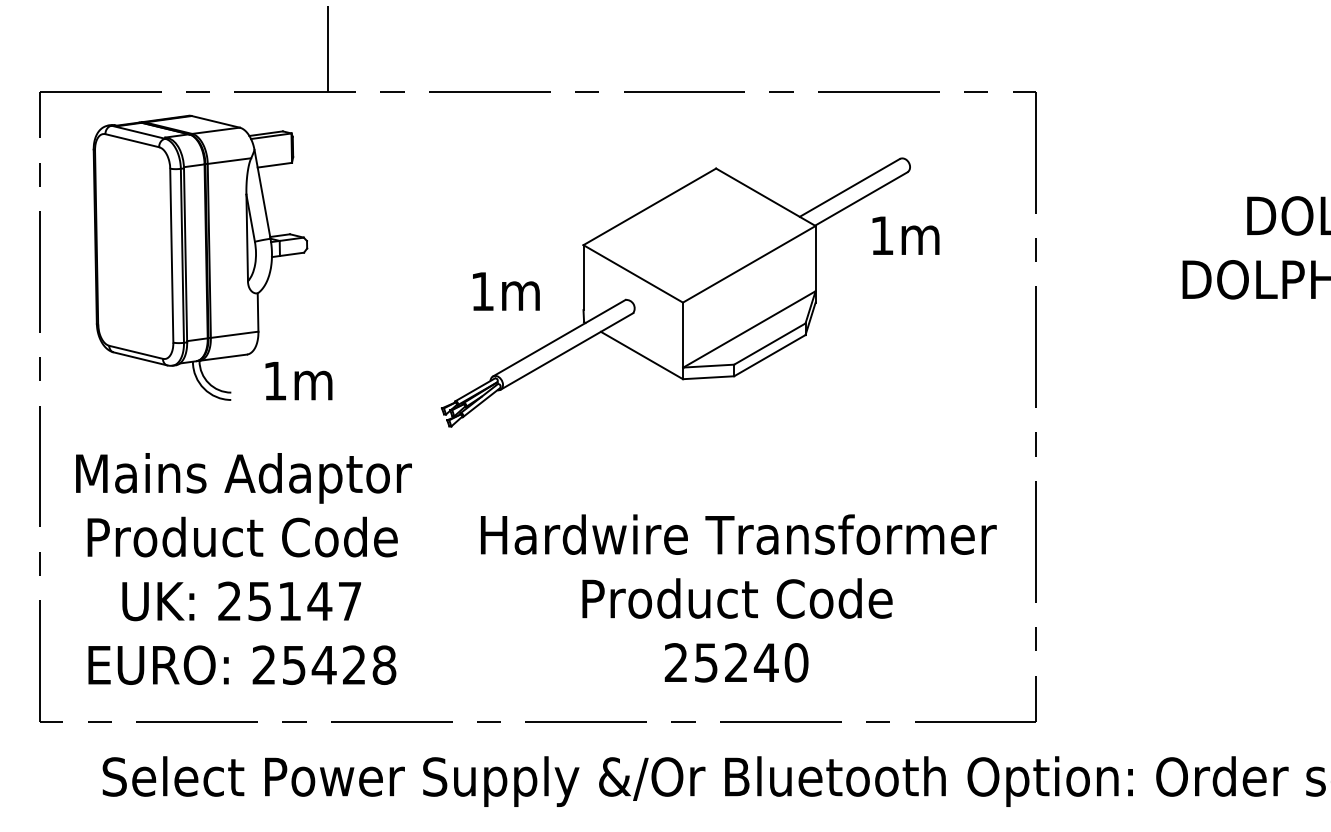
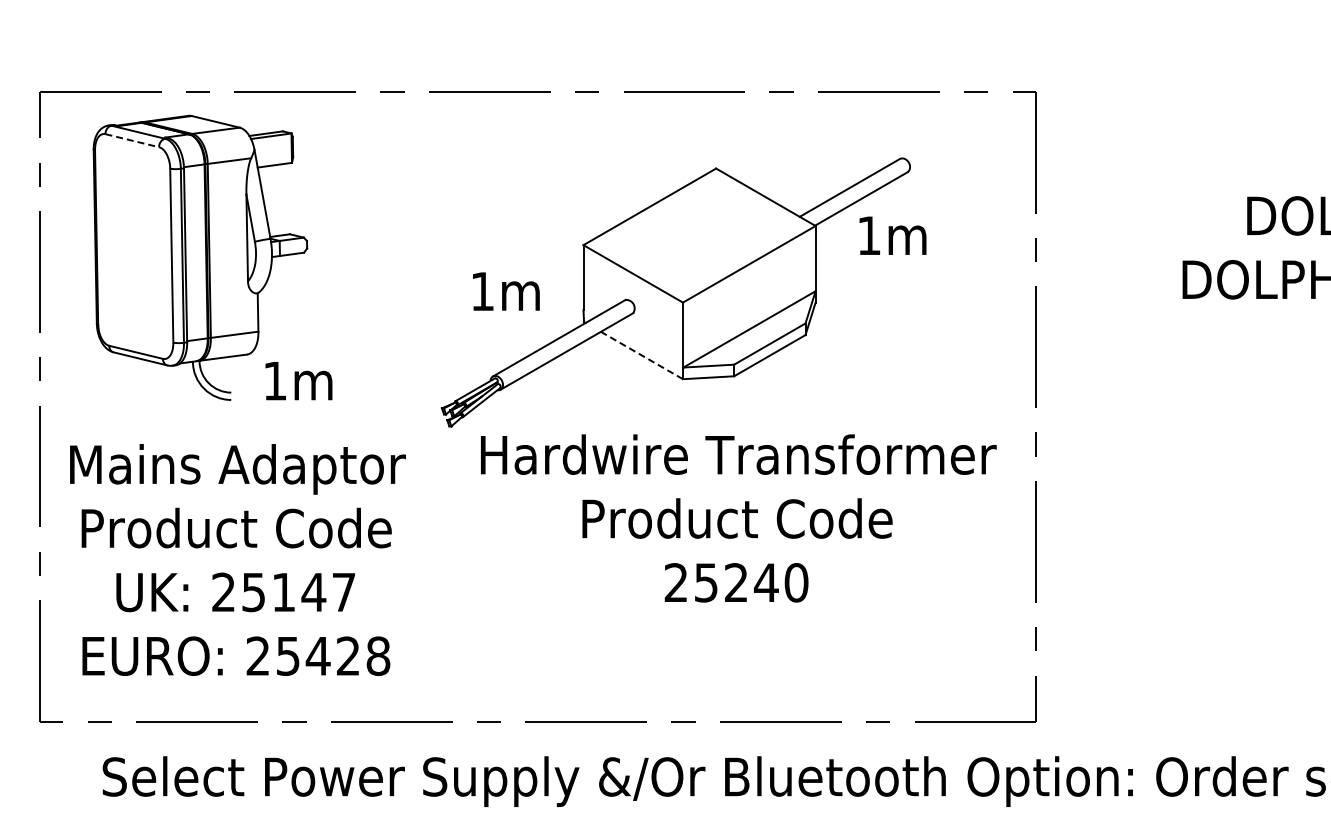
line: present -> none (327, 48)
line: solid -> dashed (132, 140)
text position: (905, 235) -> (892, 235) (892, 235)
line: solid -> dashed (641, 355)
text position: (243, 568) -> (237, 559) (237, 559)
text position: (738, 598) -> (738, 518) (738, 518)
